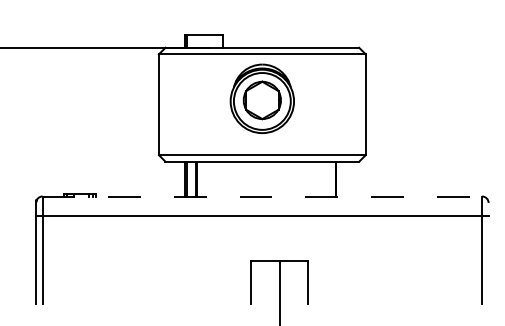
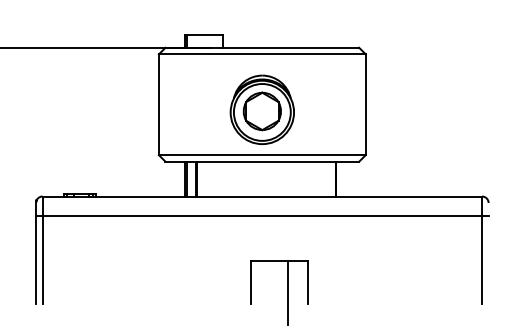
part position: (261, 98) -> (261, 109) (261, 109)
line: dashed -> solid (262, 196)
line position: (280, 291) -> (288, 291) (288, 291)
